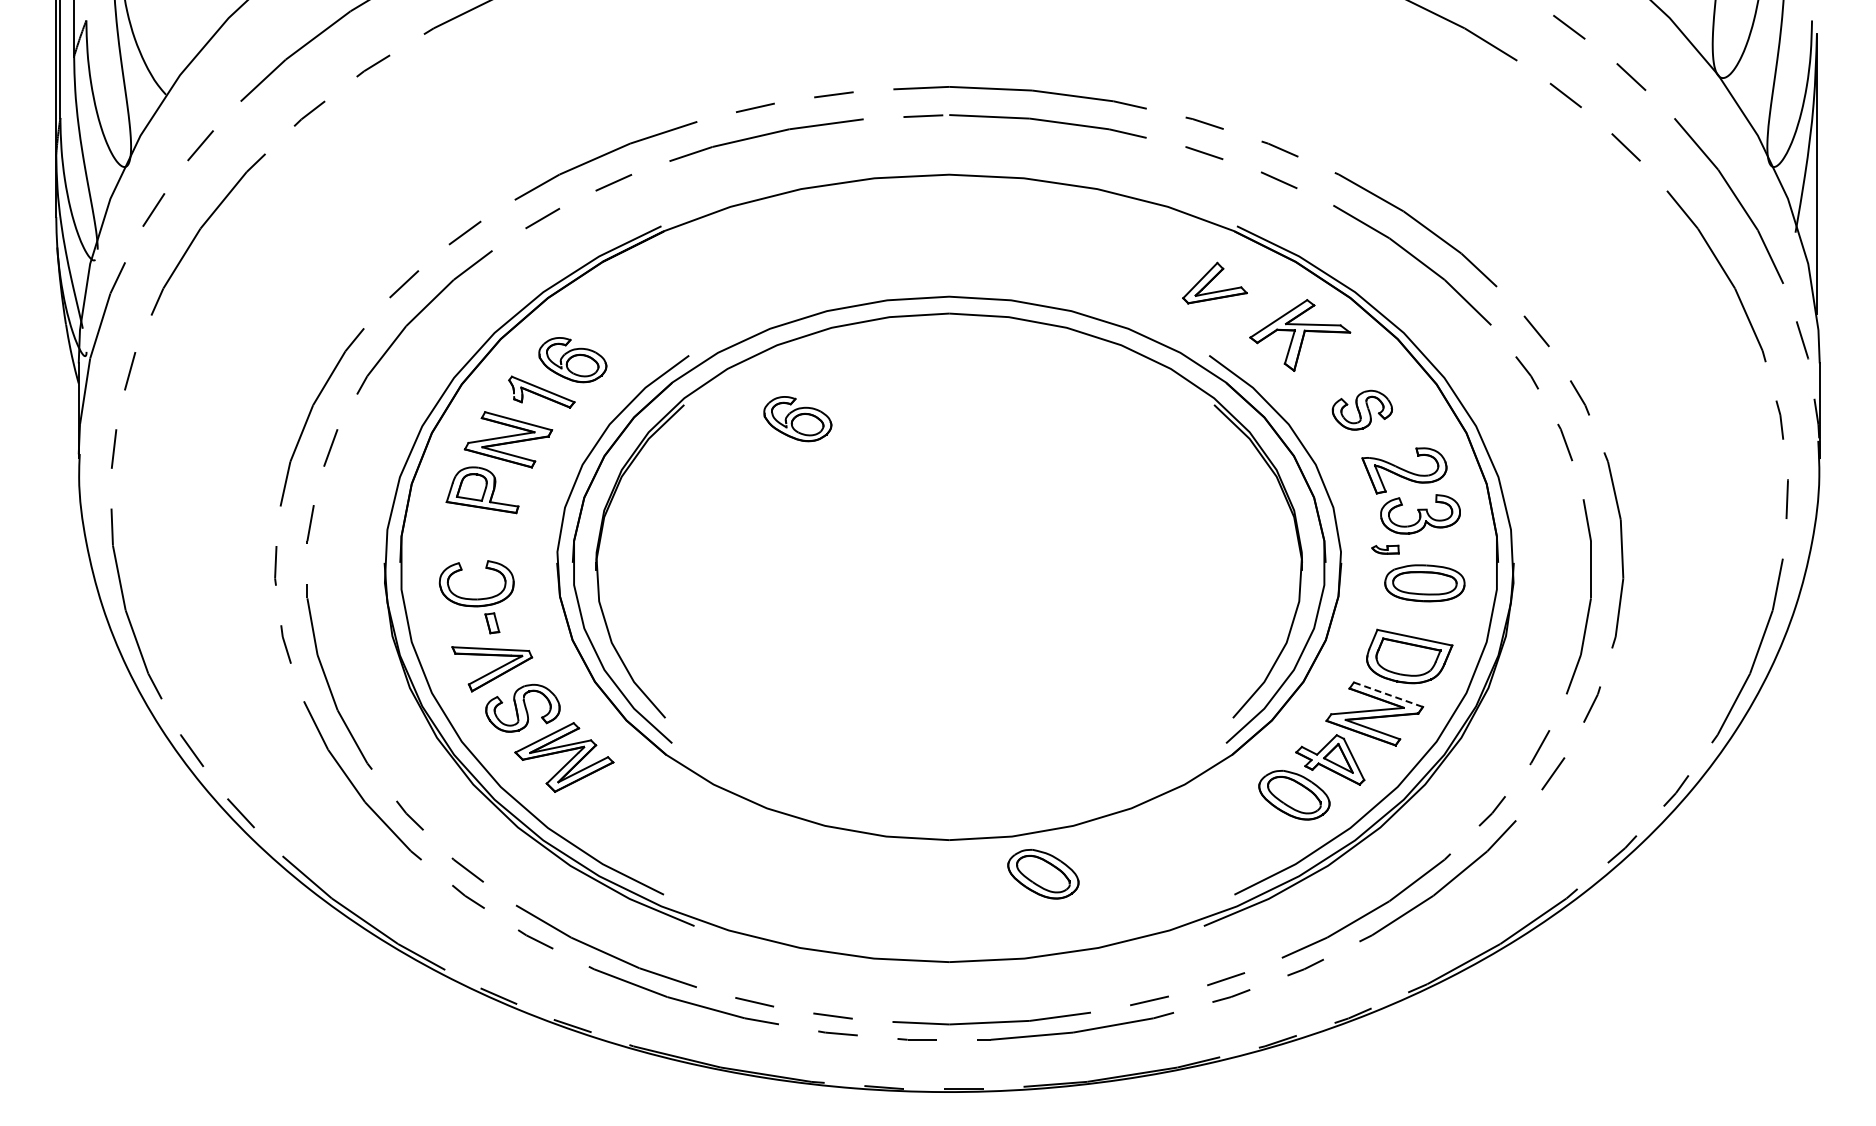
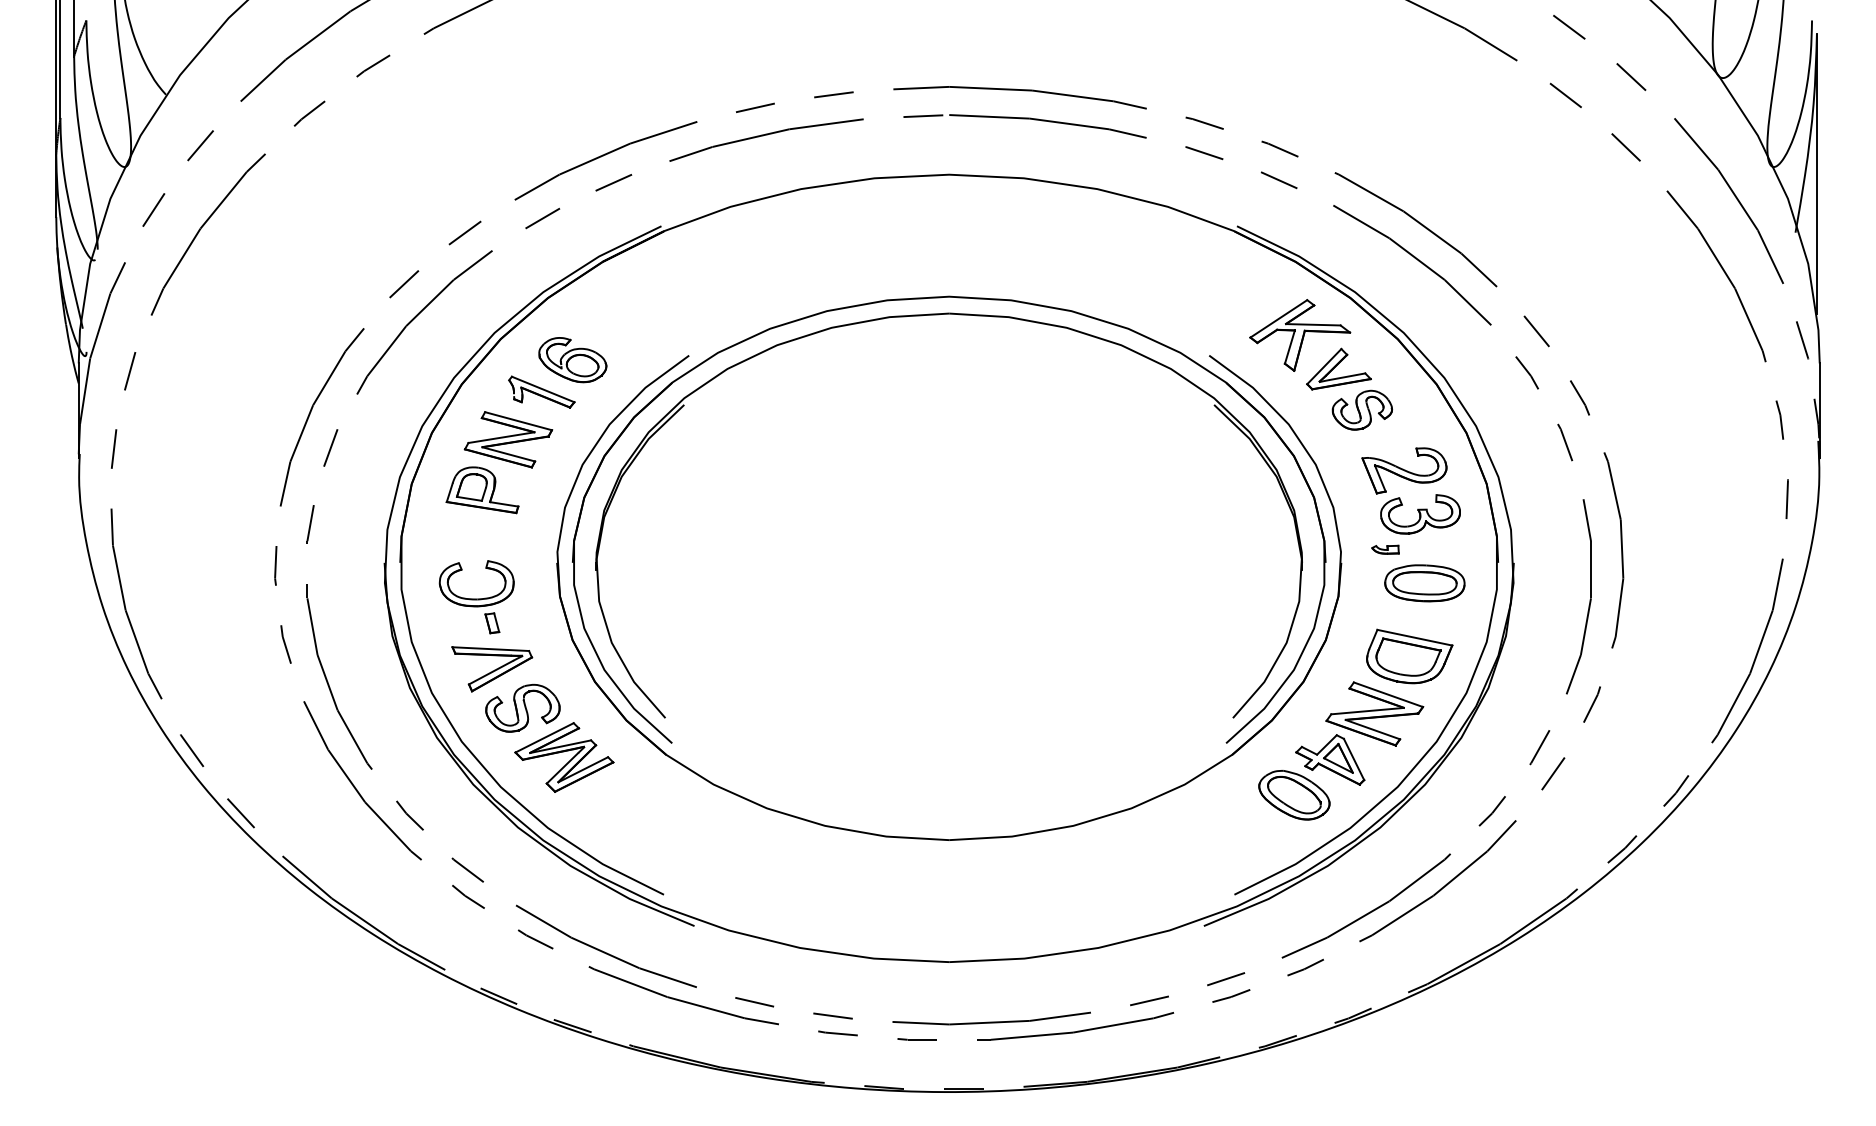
part position: (1214, 282) -> (1338, 368) (1338, 368)
part: present -> none (797, 419)
line: dashed -> solid (1388, 694)
part: present -> none (1043, 874)
